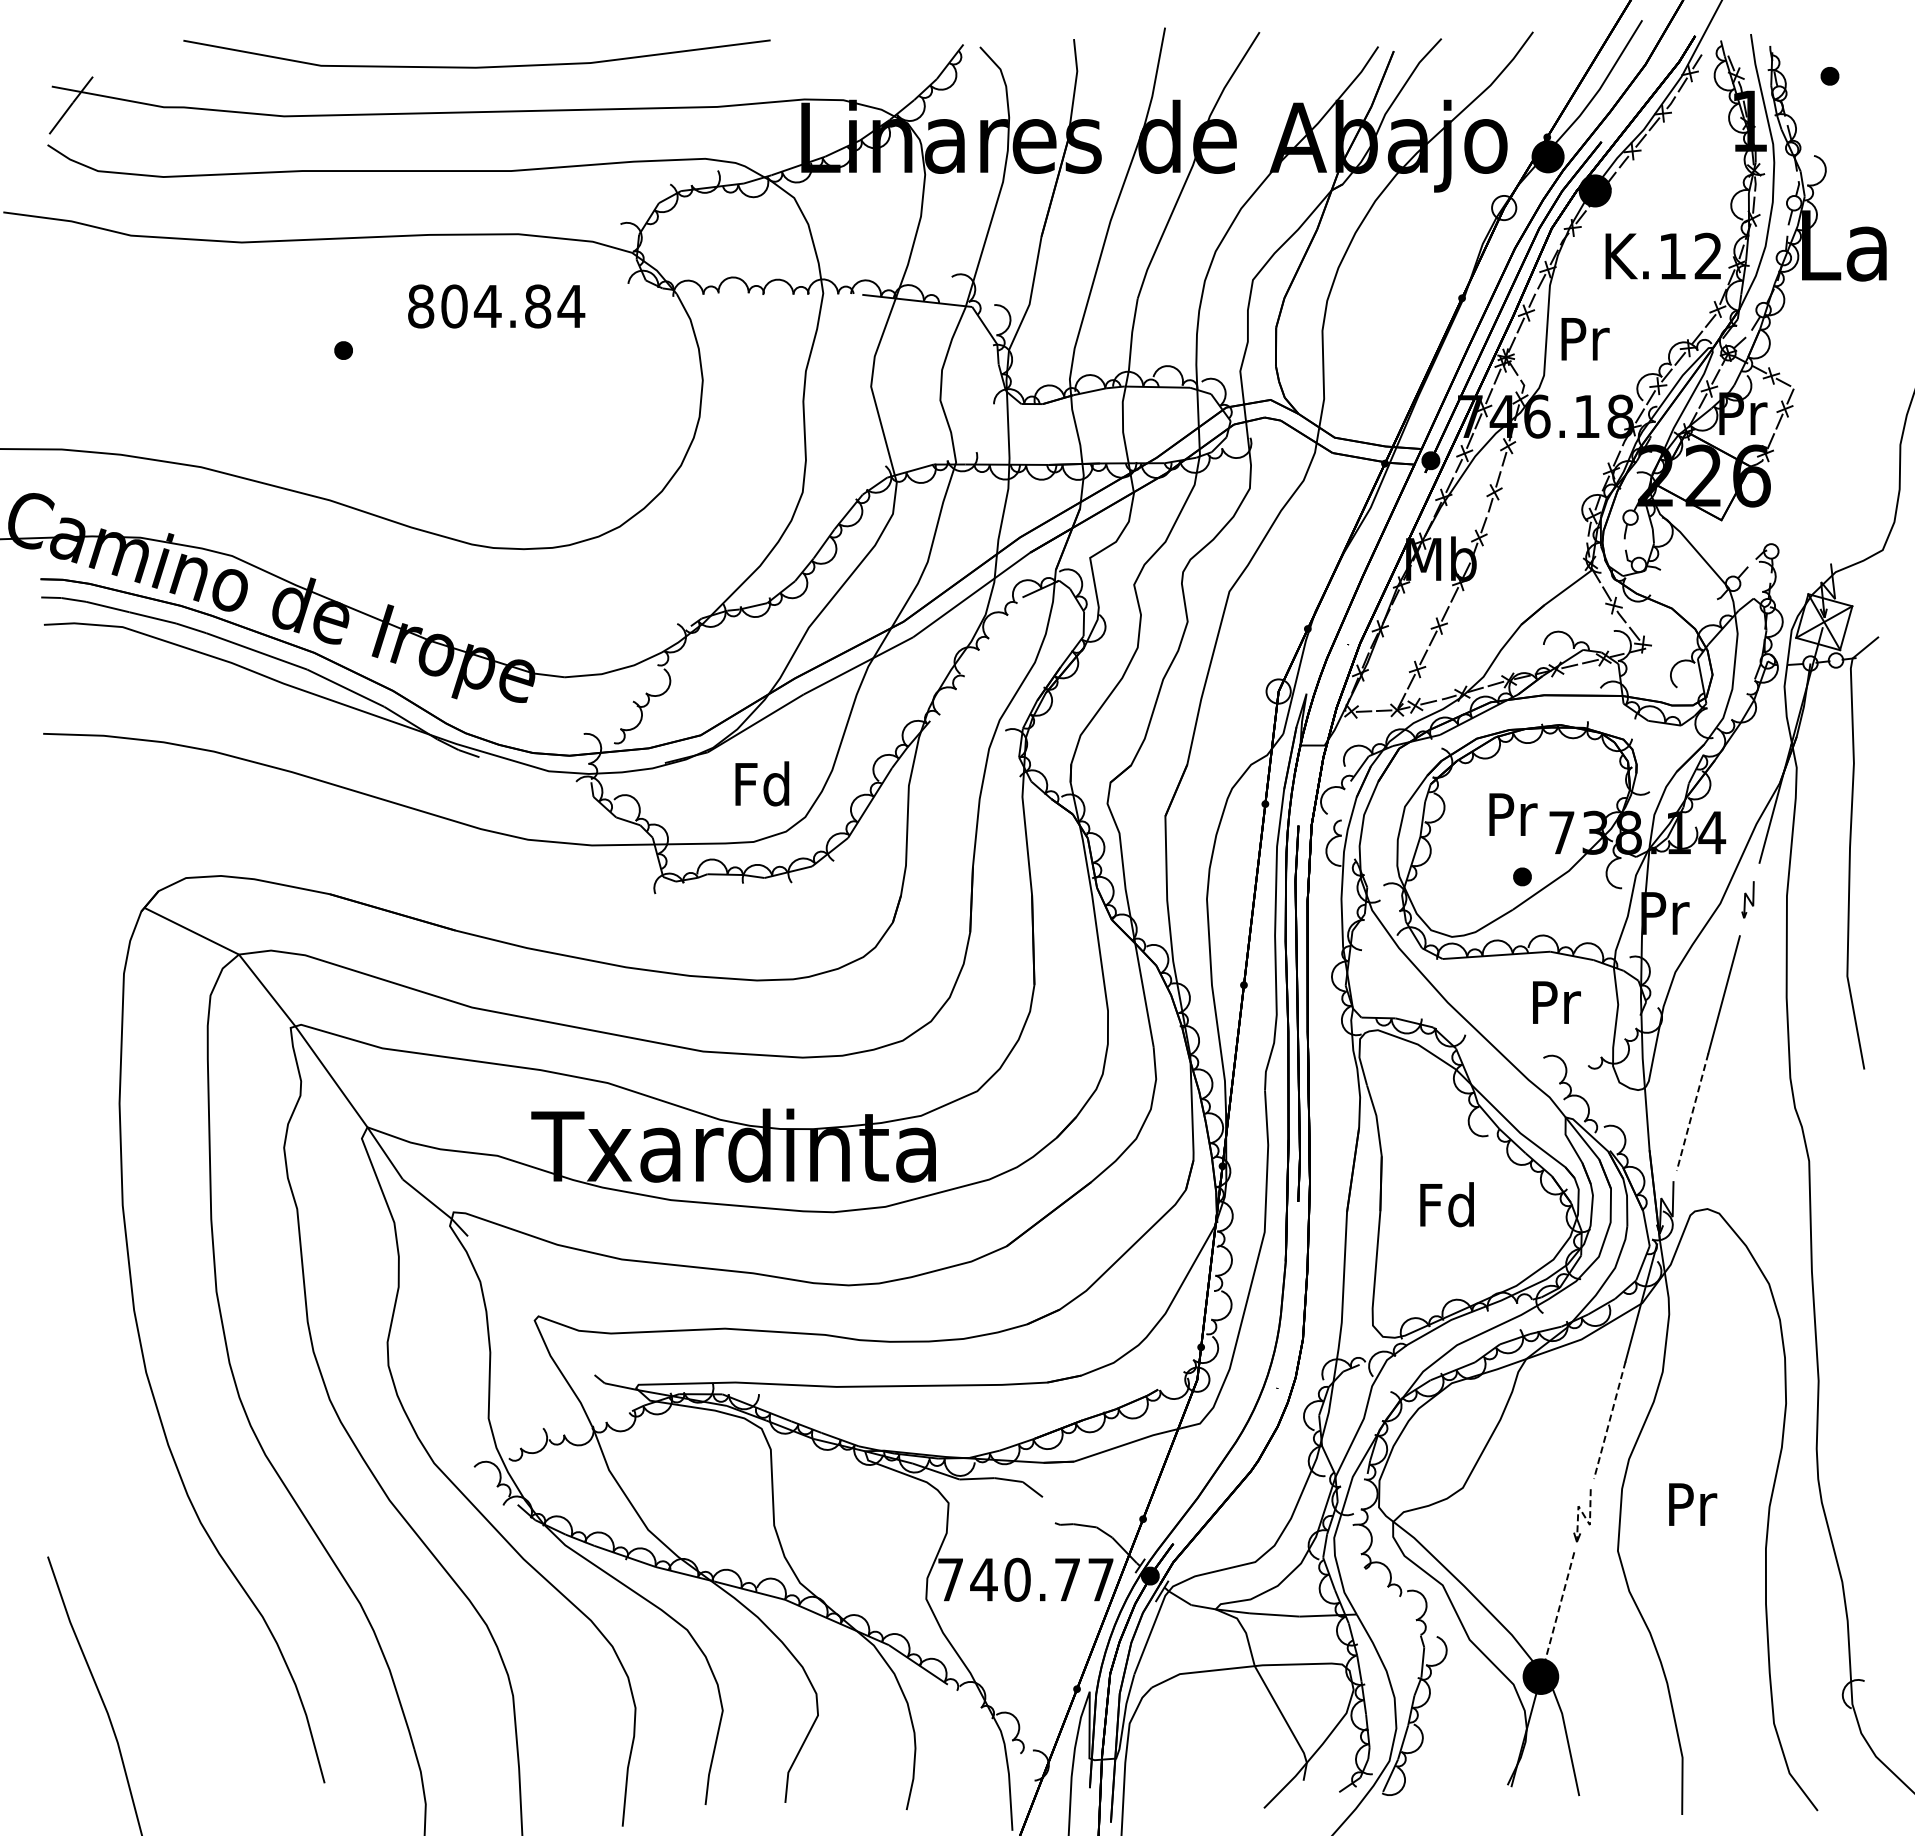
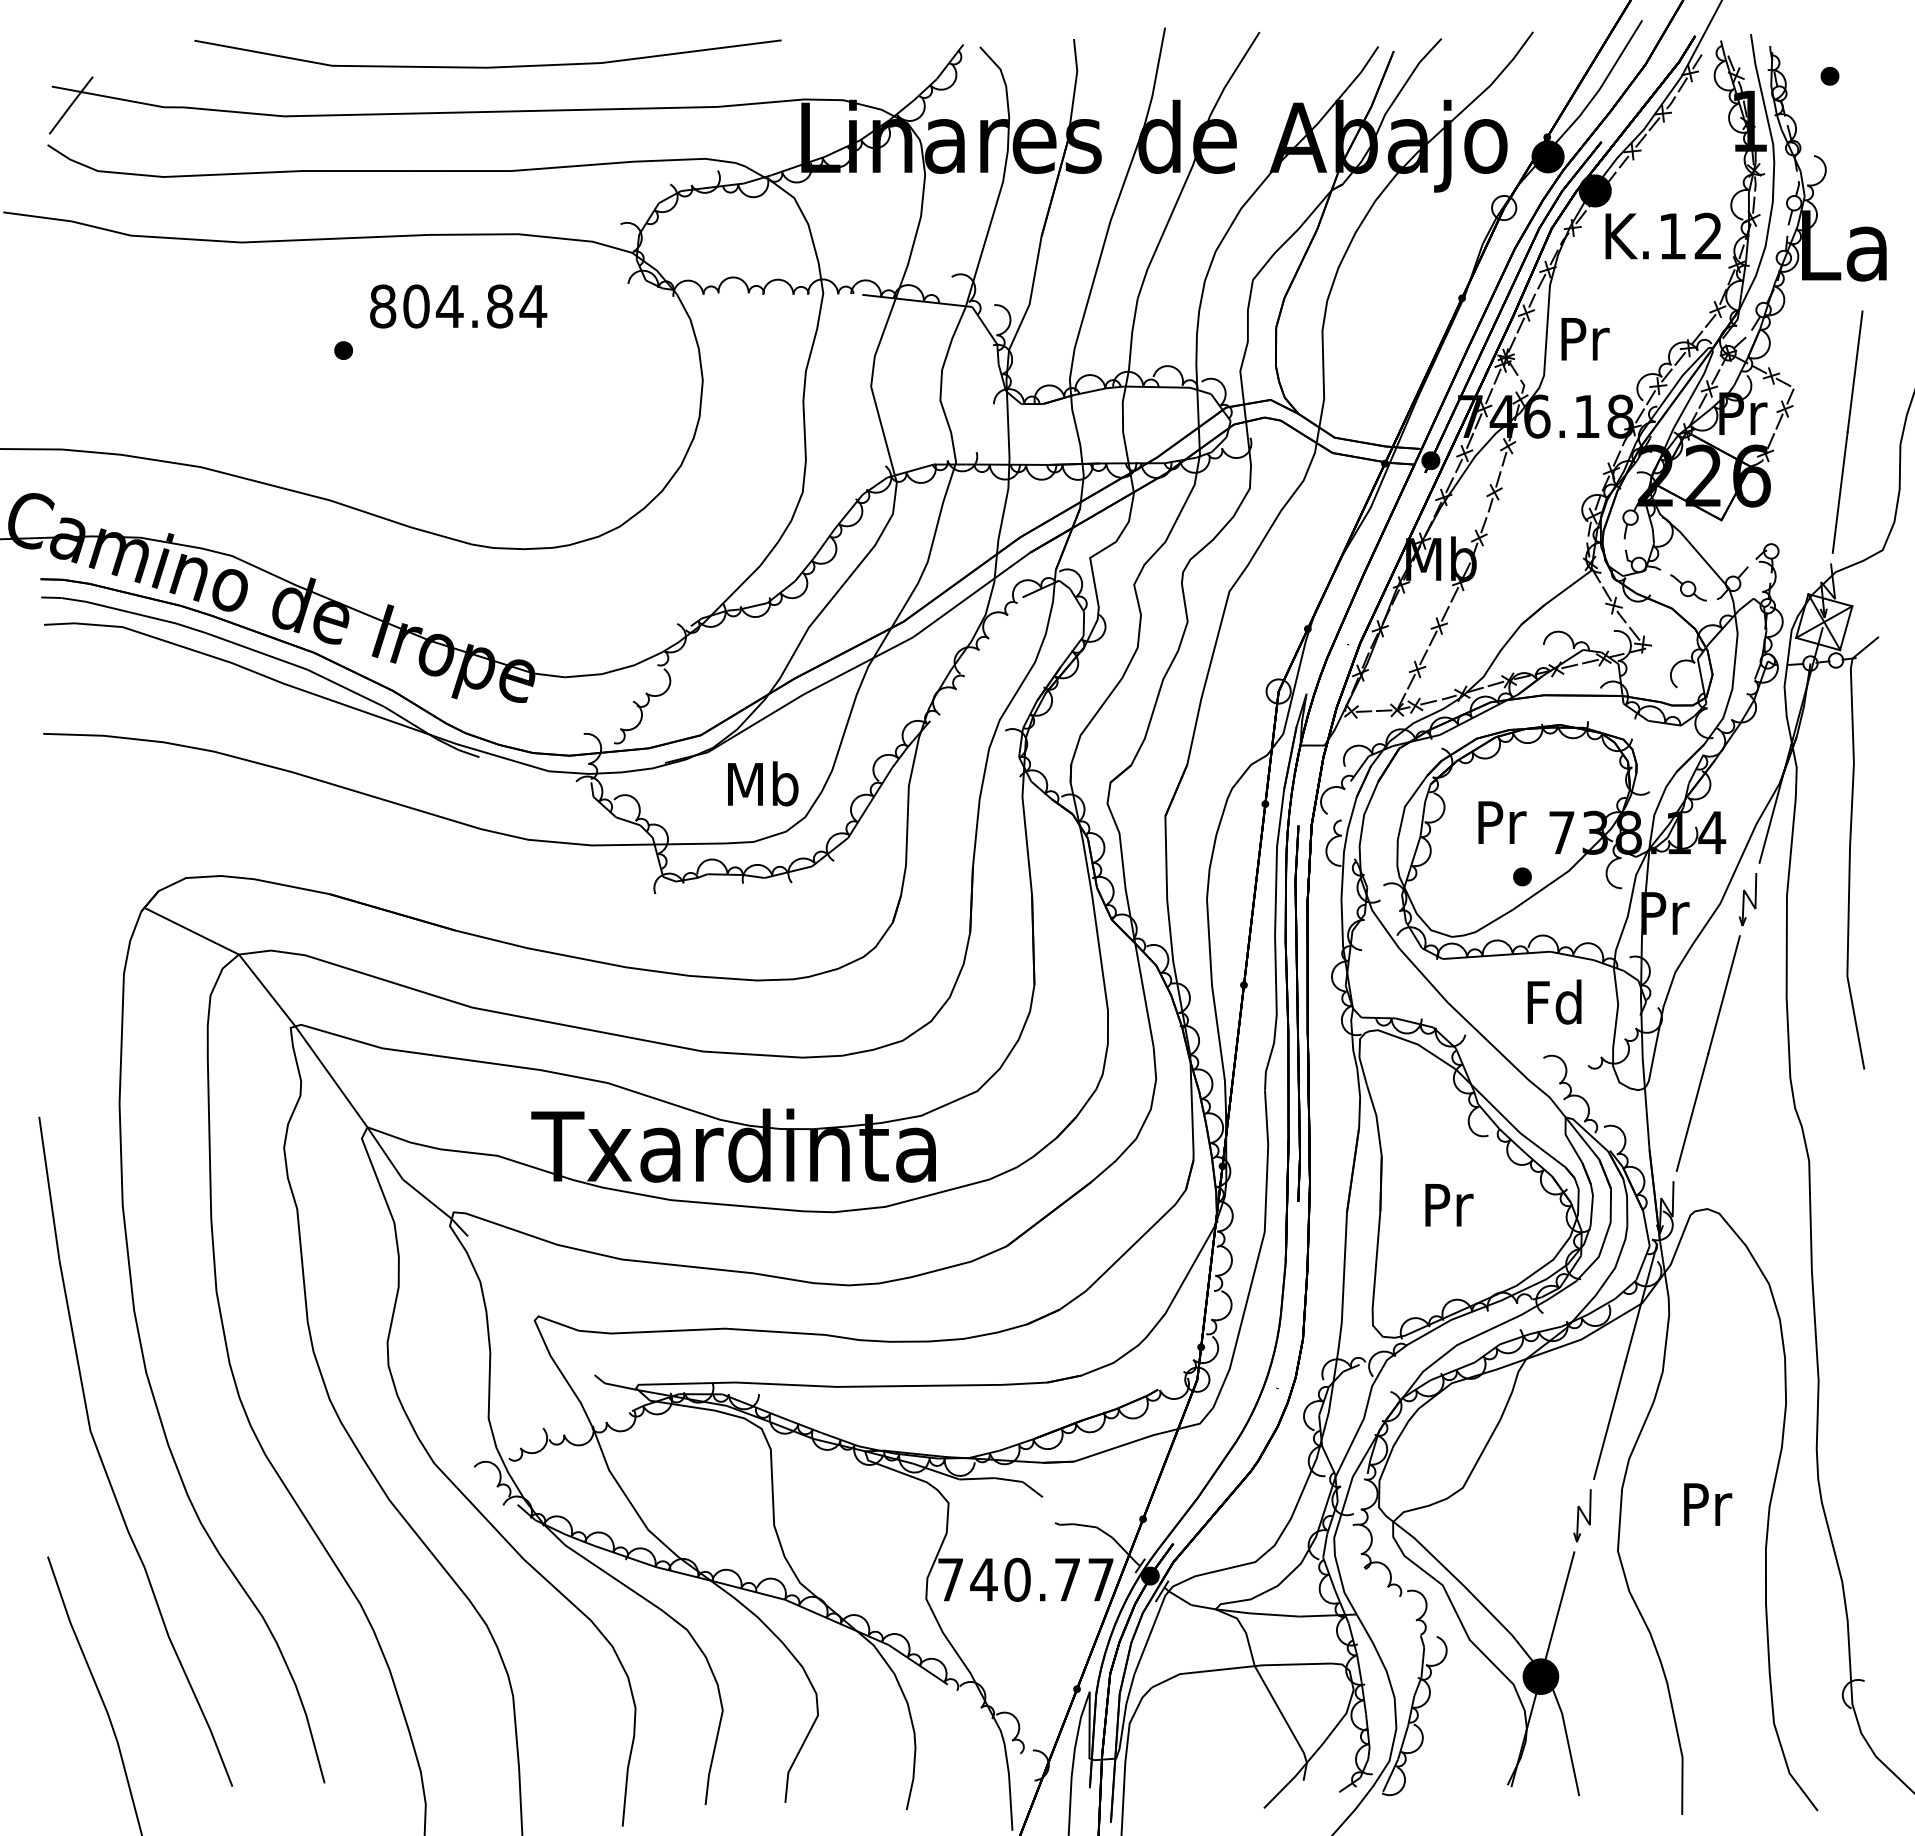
line position: (476, 66) -> (487, 66) (487, 66)
text position: (1662, 255) -> (1662, 235) (1662, 235)
text position: (496, 306) -> (458, 306) (458, 306)
line: none -> present (1847, 431)
part: none -> present (1688, 587)
text: Fd -> Mb (763, 783)
text position: (1513, 814) -> (1502, 822) (1502, 822)
part size: 14x38 px -> 20x54 px (1747, 899)
text: Pr -> Fd (1554, 1001)
line: dashed -> solid (1692, 1112)
text: Fd -> Pr (1446, 1204)
line: dashed -> solid (1609, 1420)
part: none -> present (103, 1462)
text position: (1693, 1504) -> (1708, 1504) (1708, 1504)
line: dashed -> solid (1583, 1515)
line: dashed -> solid (1558, 1610)
